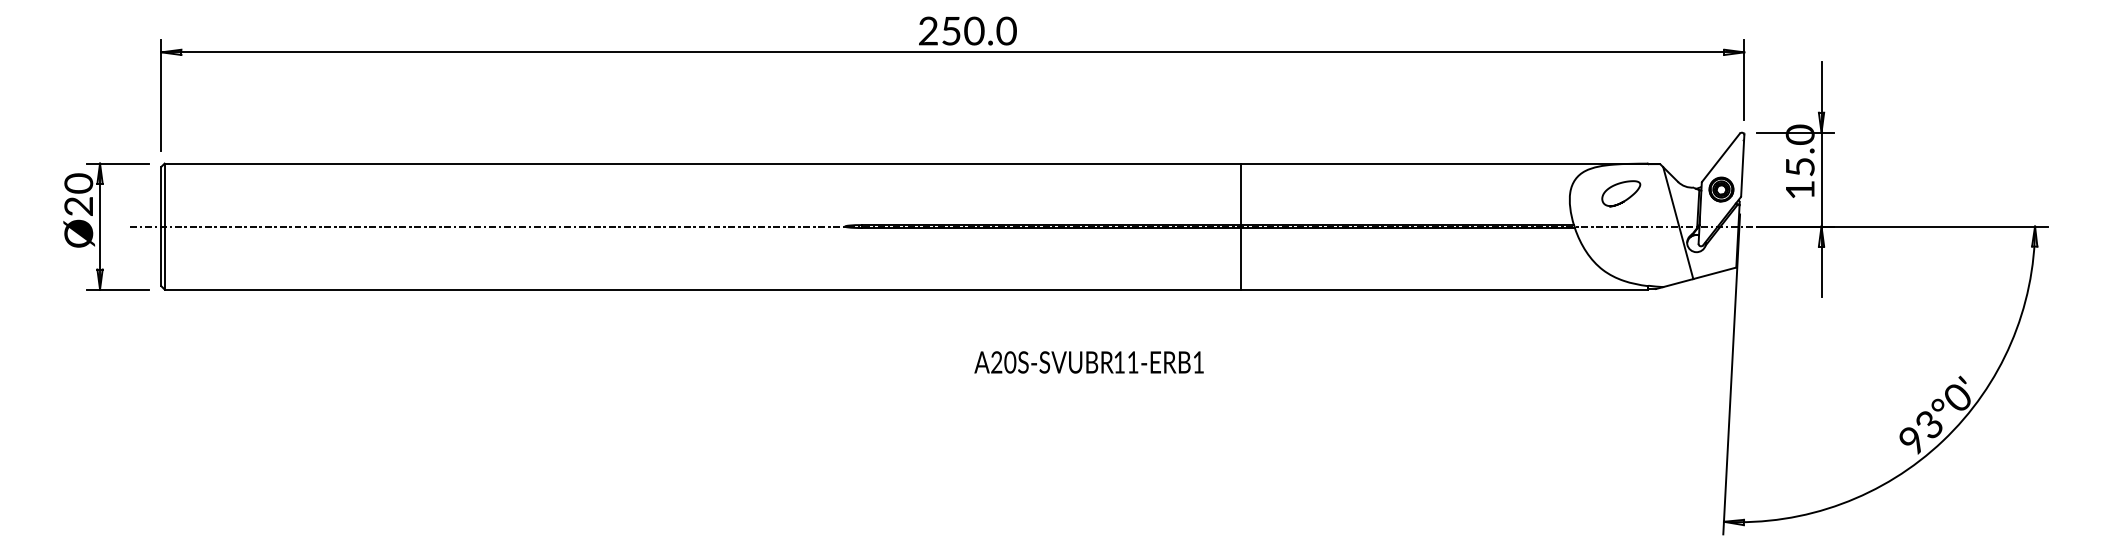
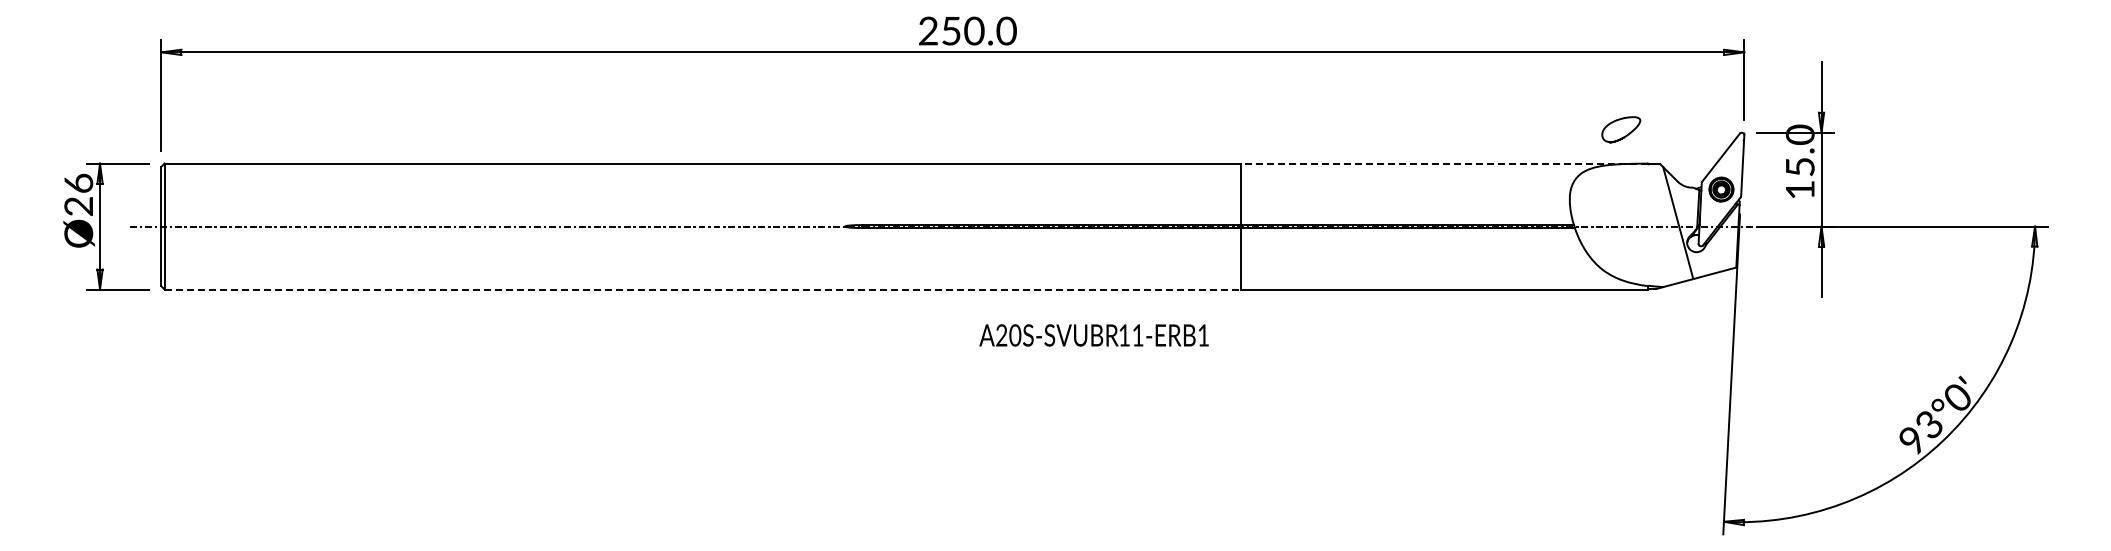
line: solid -> dashed (1444, 163)
text: Ø20 -> Ø26 (78, 183)
curve position: (1626, 198) -> (1626, 134) (1626, 134)
line: solid -> dashed (703, 289)
text position: (1088, 362) -> (1093, 335) (1093, 335)
